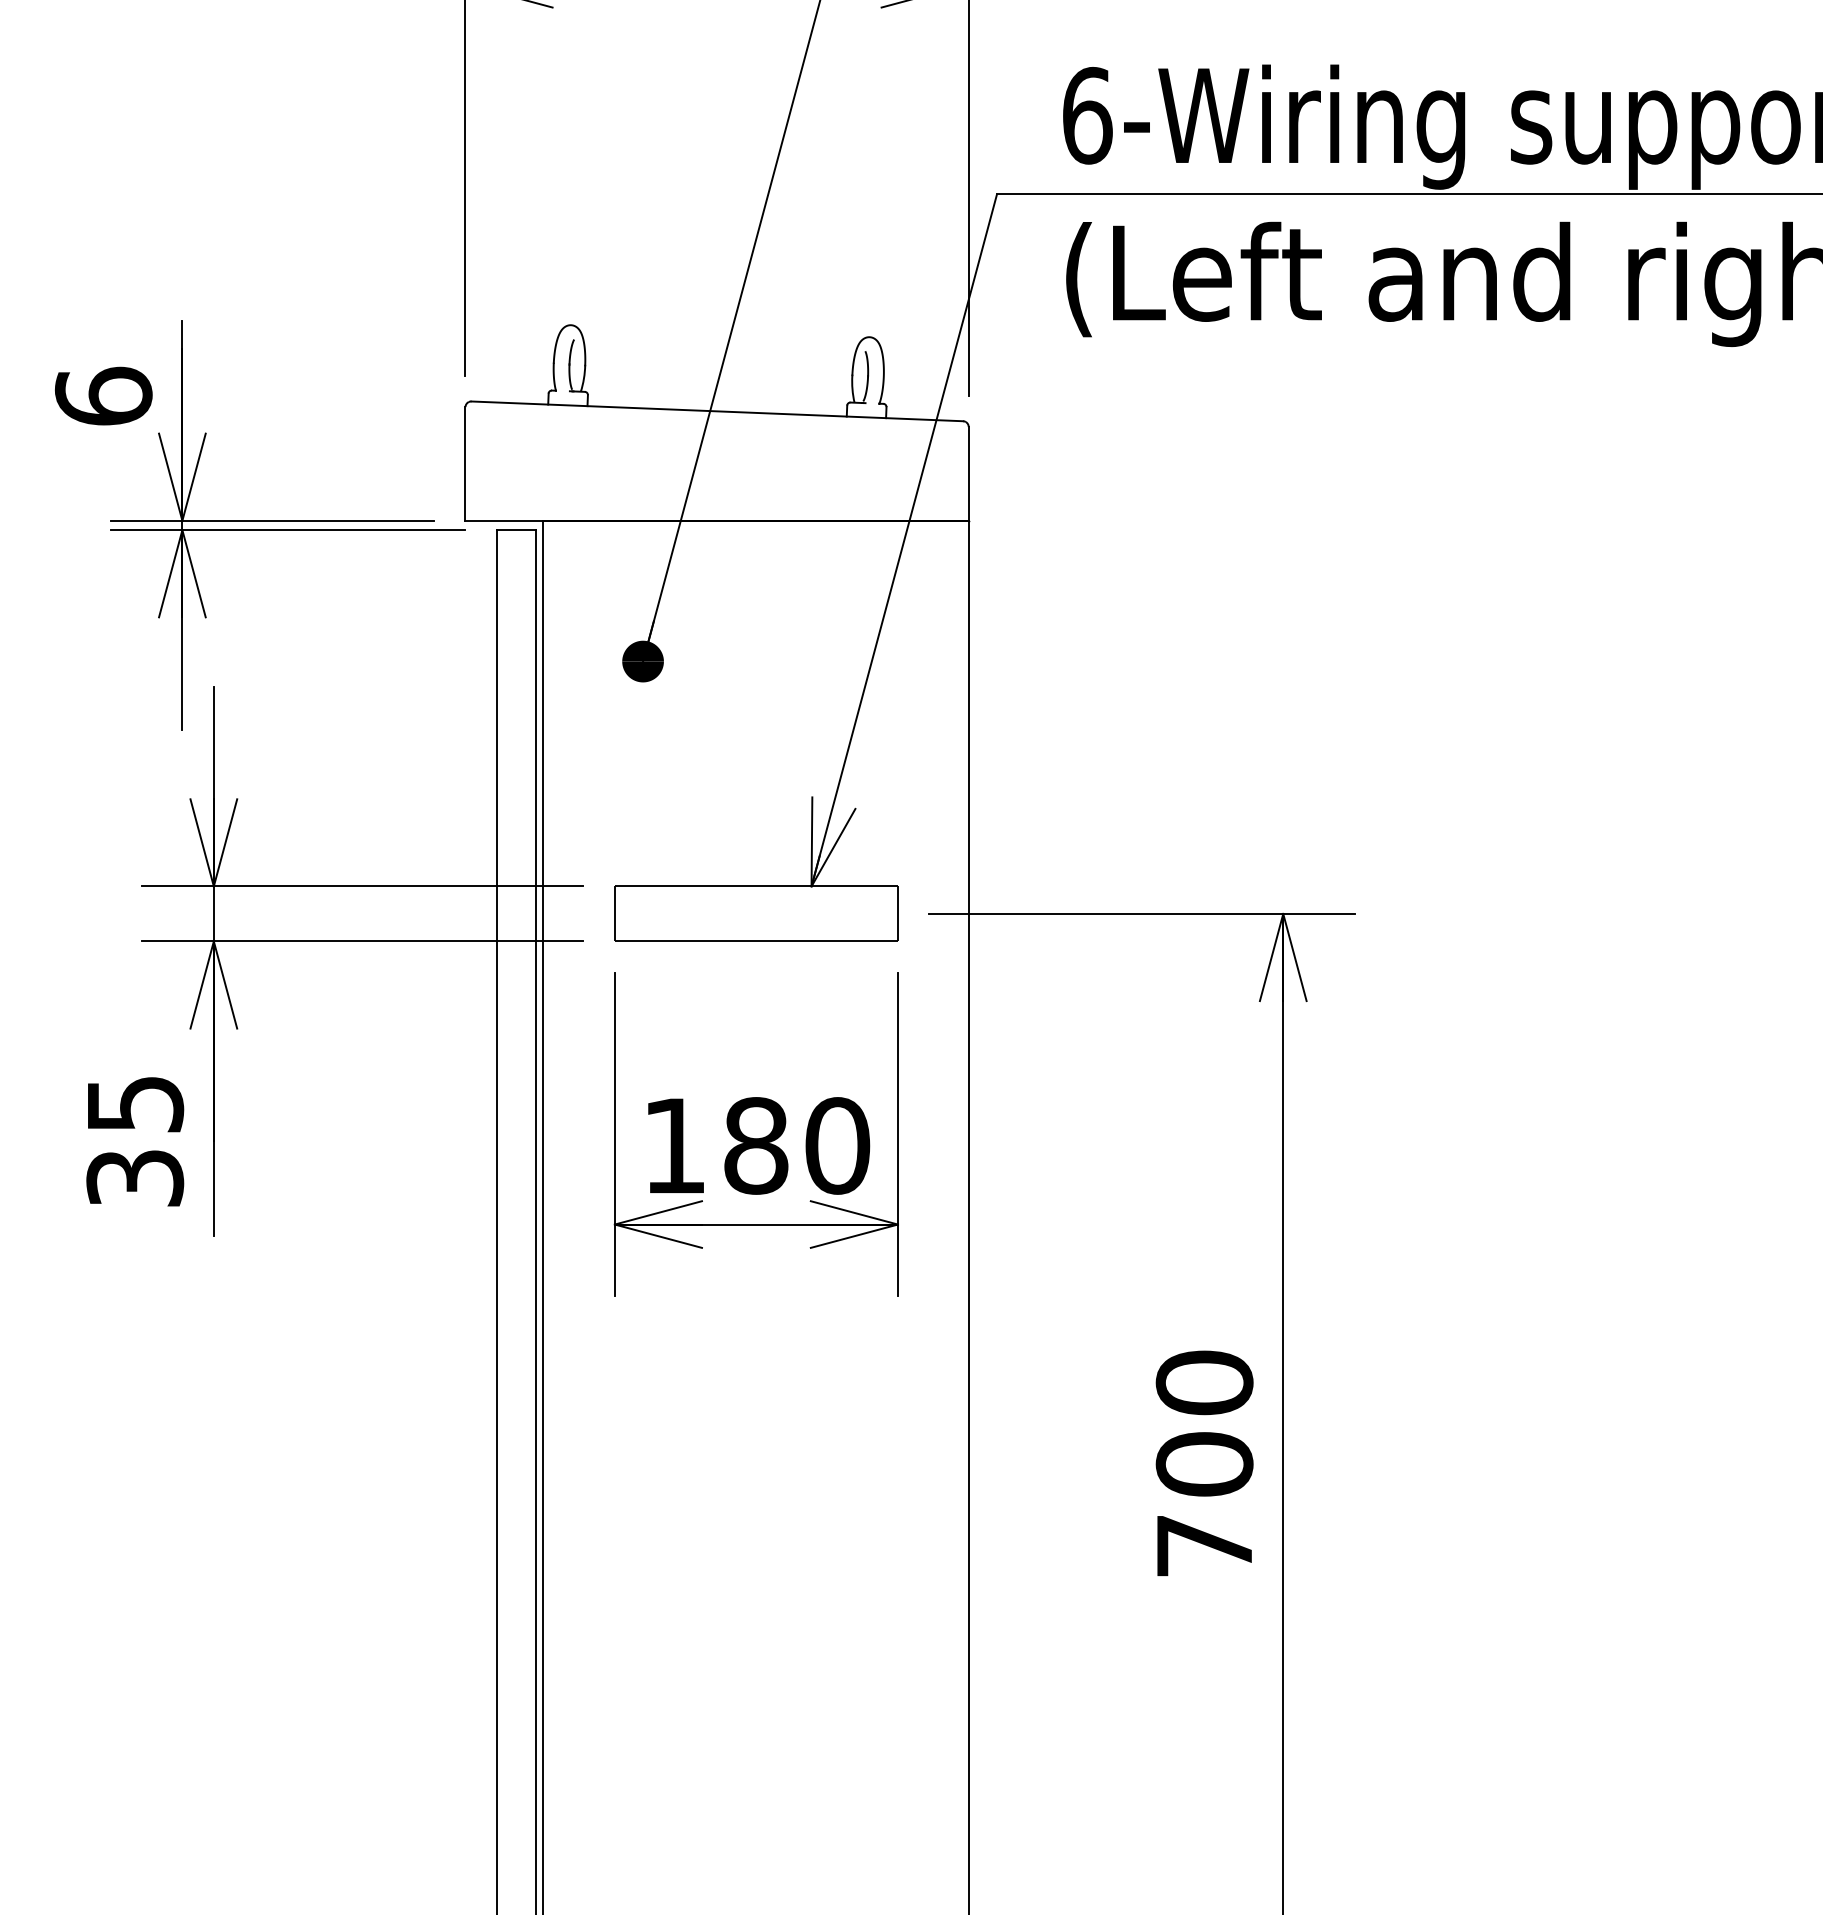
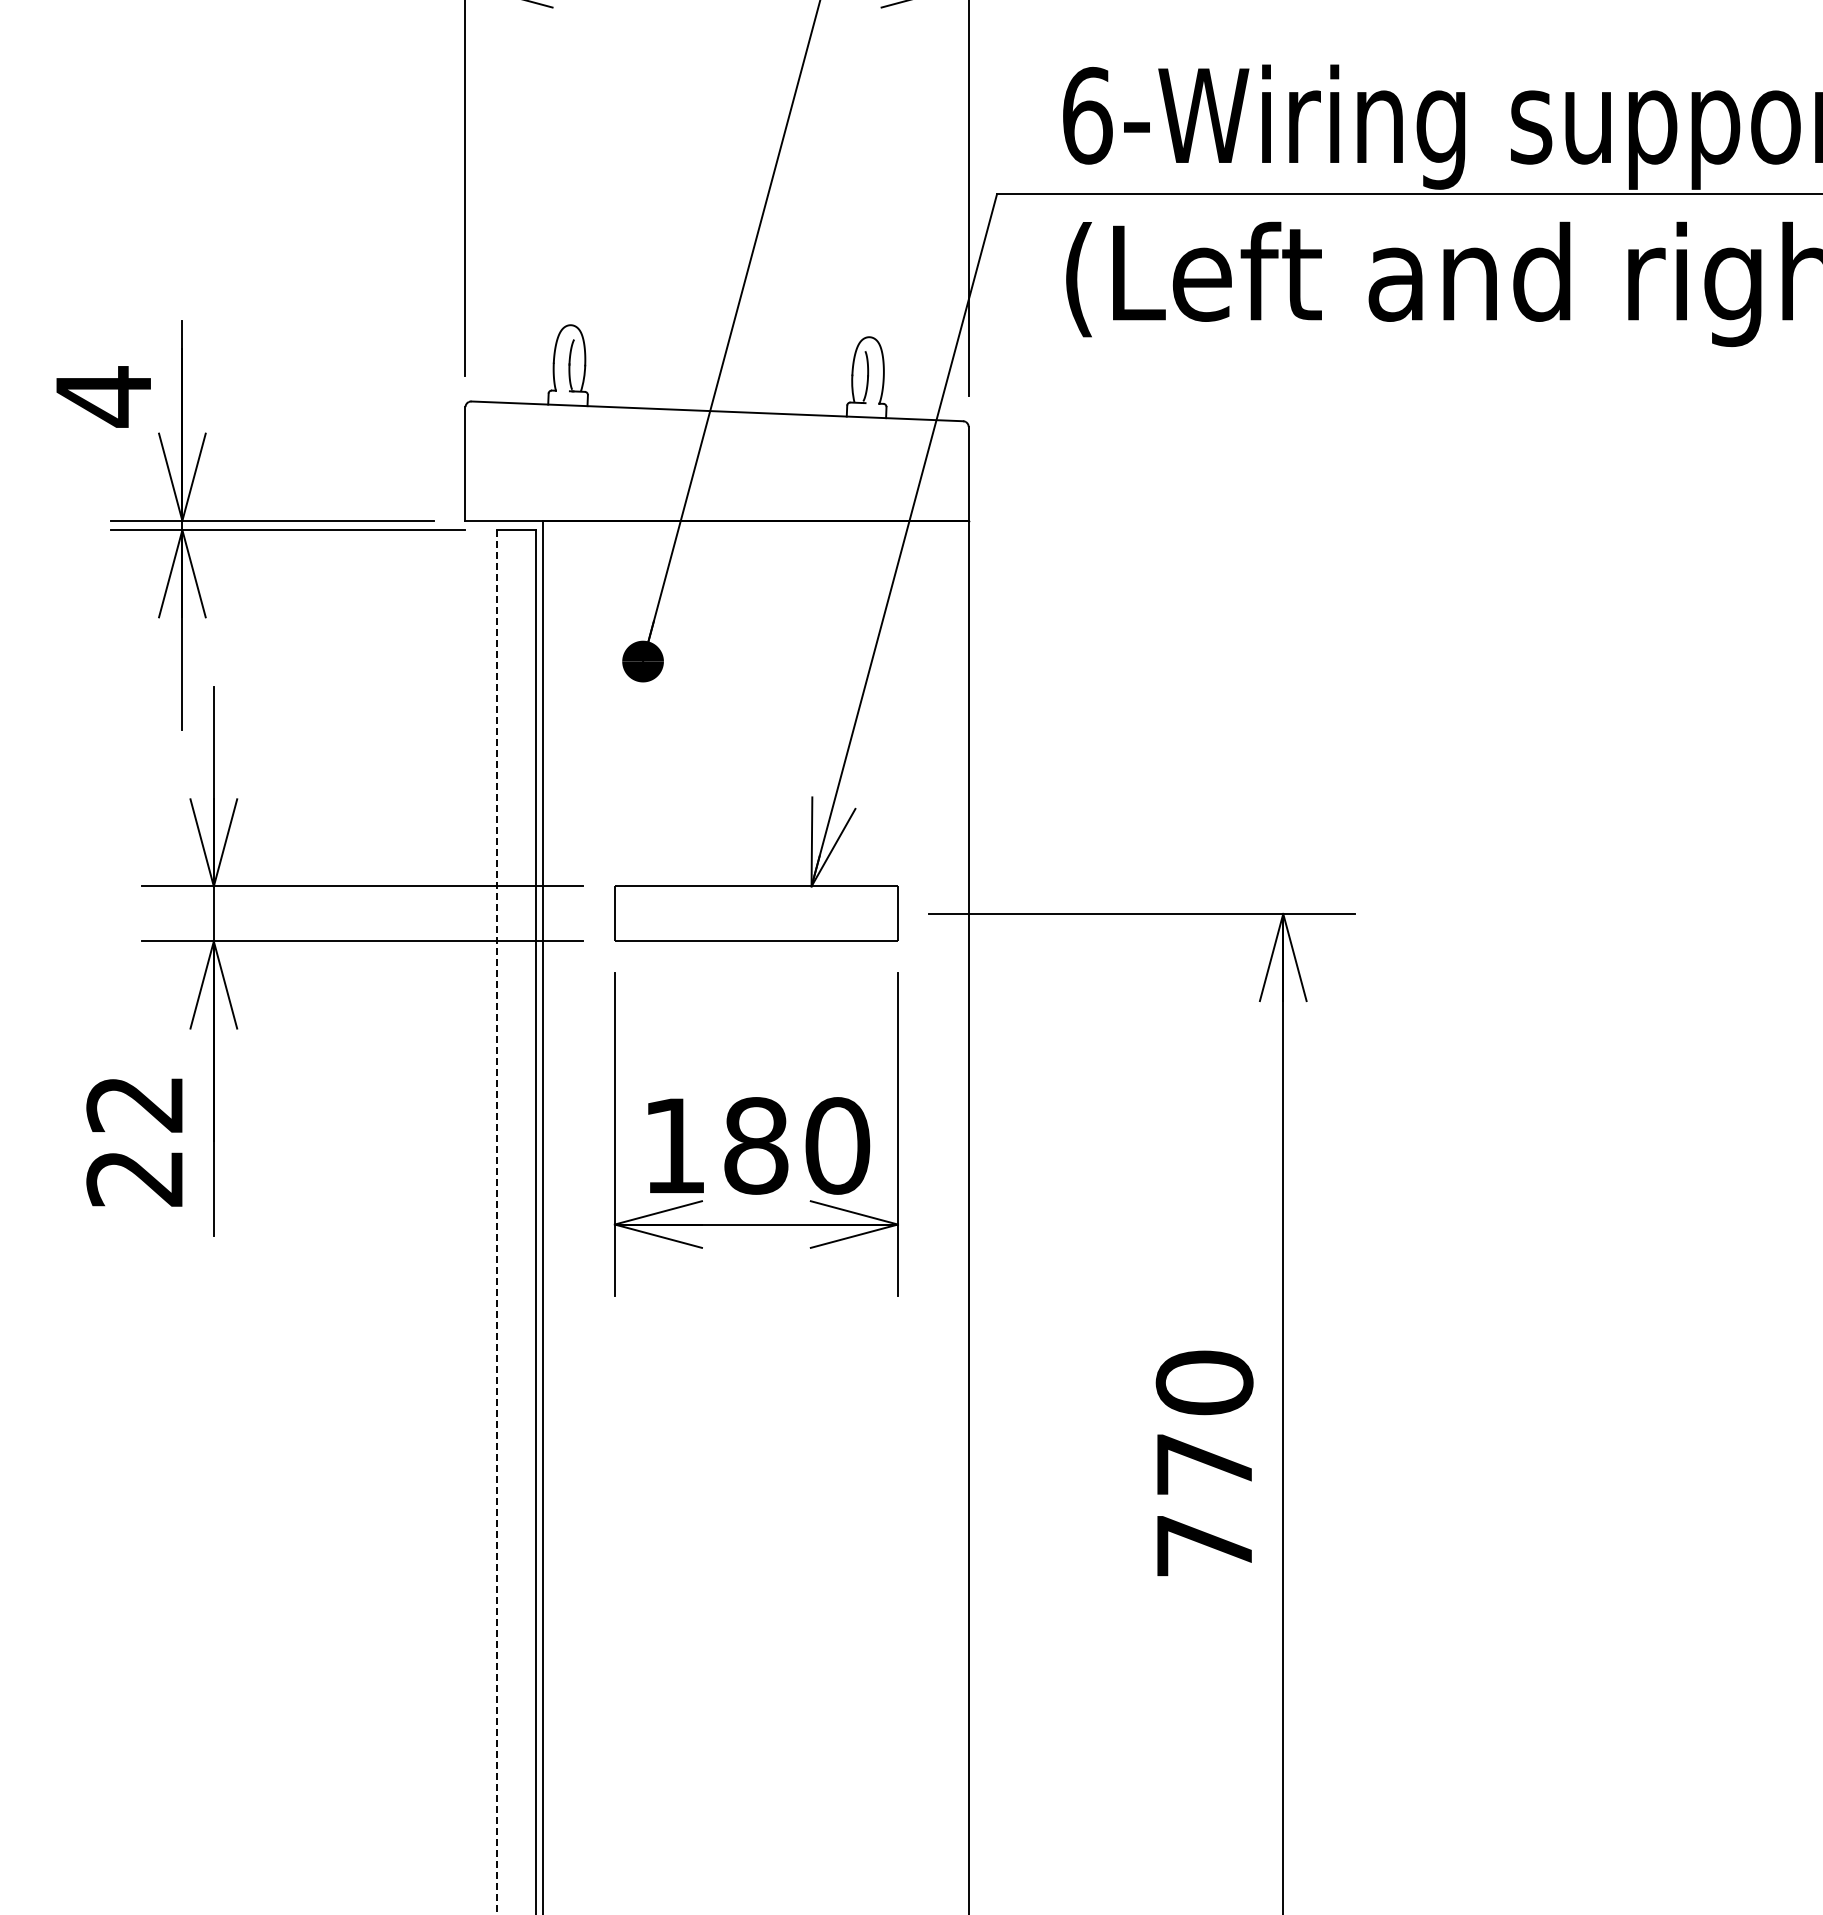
text: 6 -> 4 (103, 396)
text: 35 -> 22 (135, 1141)
line: solid -> dashed (496, 1223)
text: 700 -> 770 (1204, 1464)
